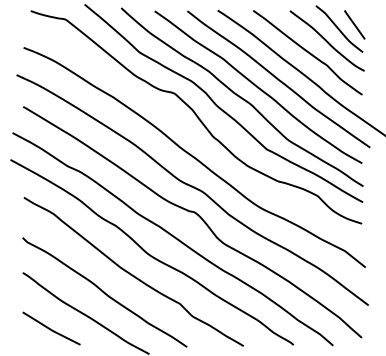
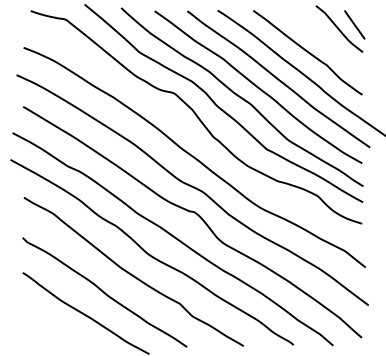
curve: present -> none (326, 40)
curve: present -> none (50, 328)
